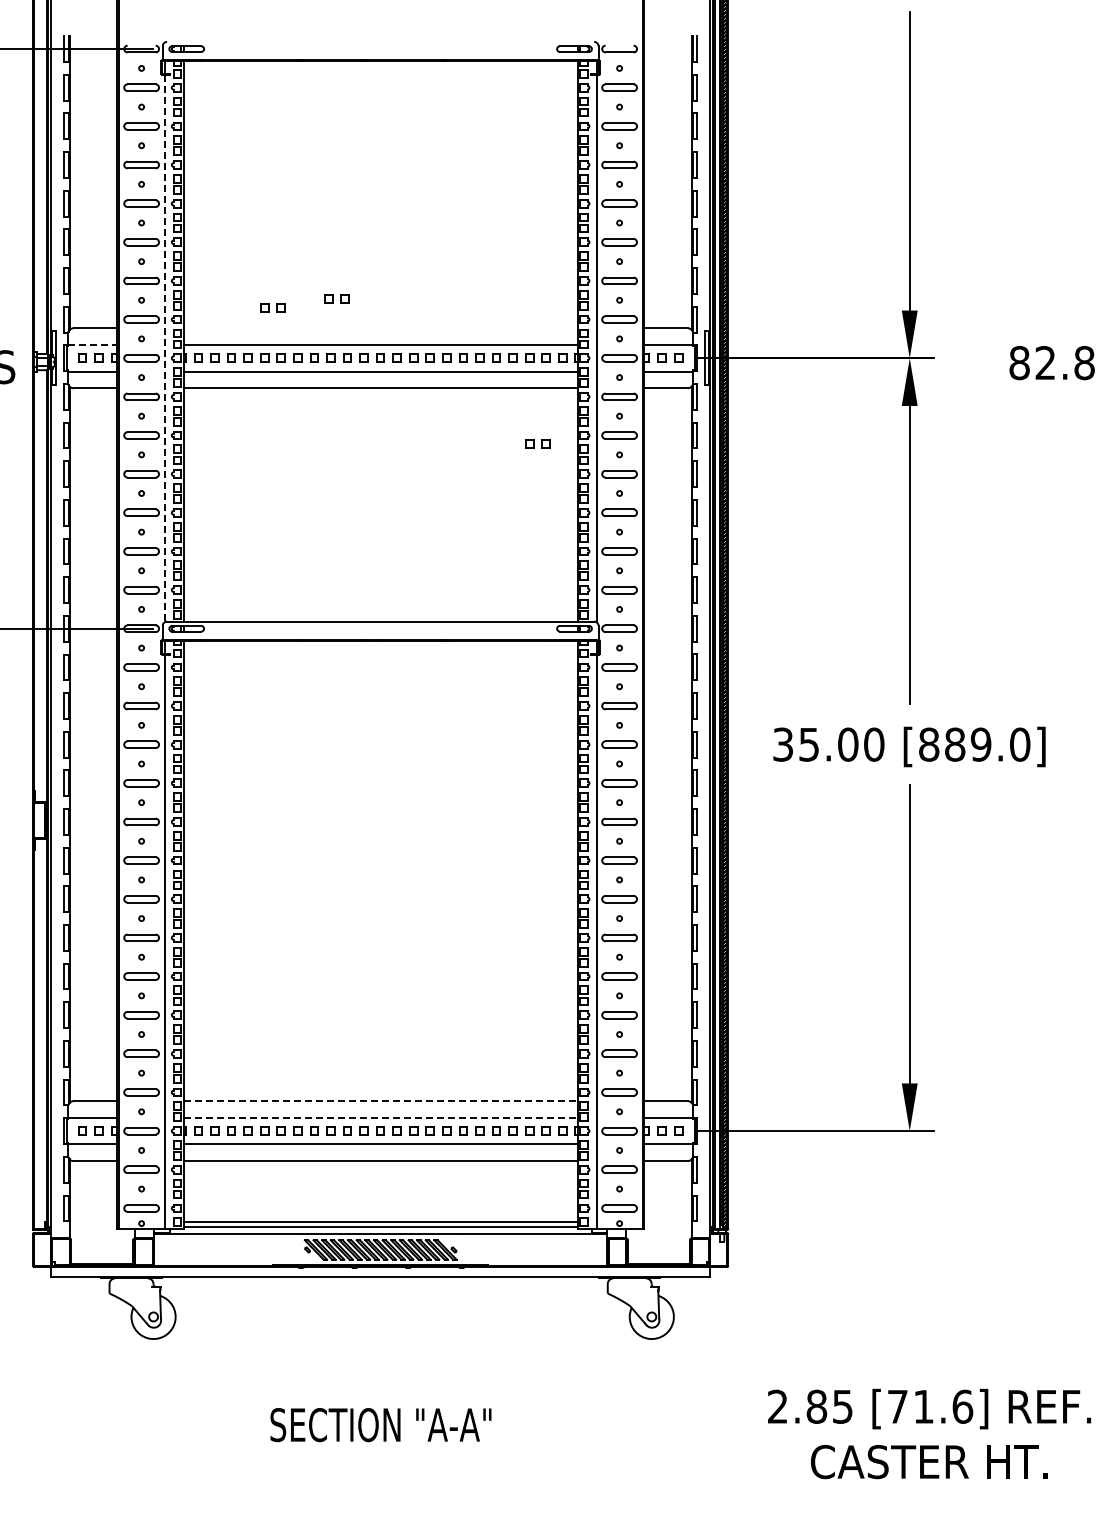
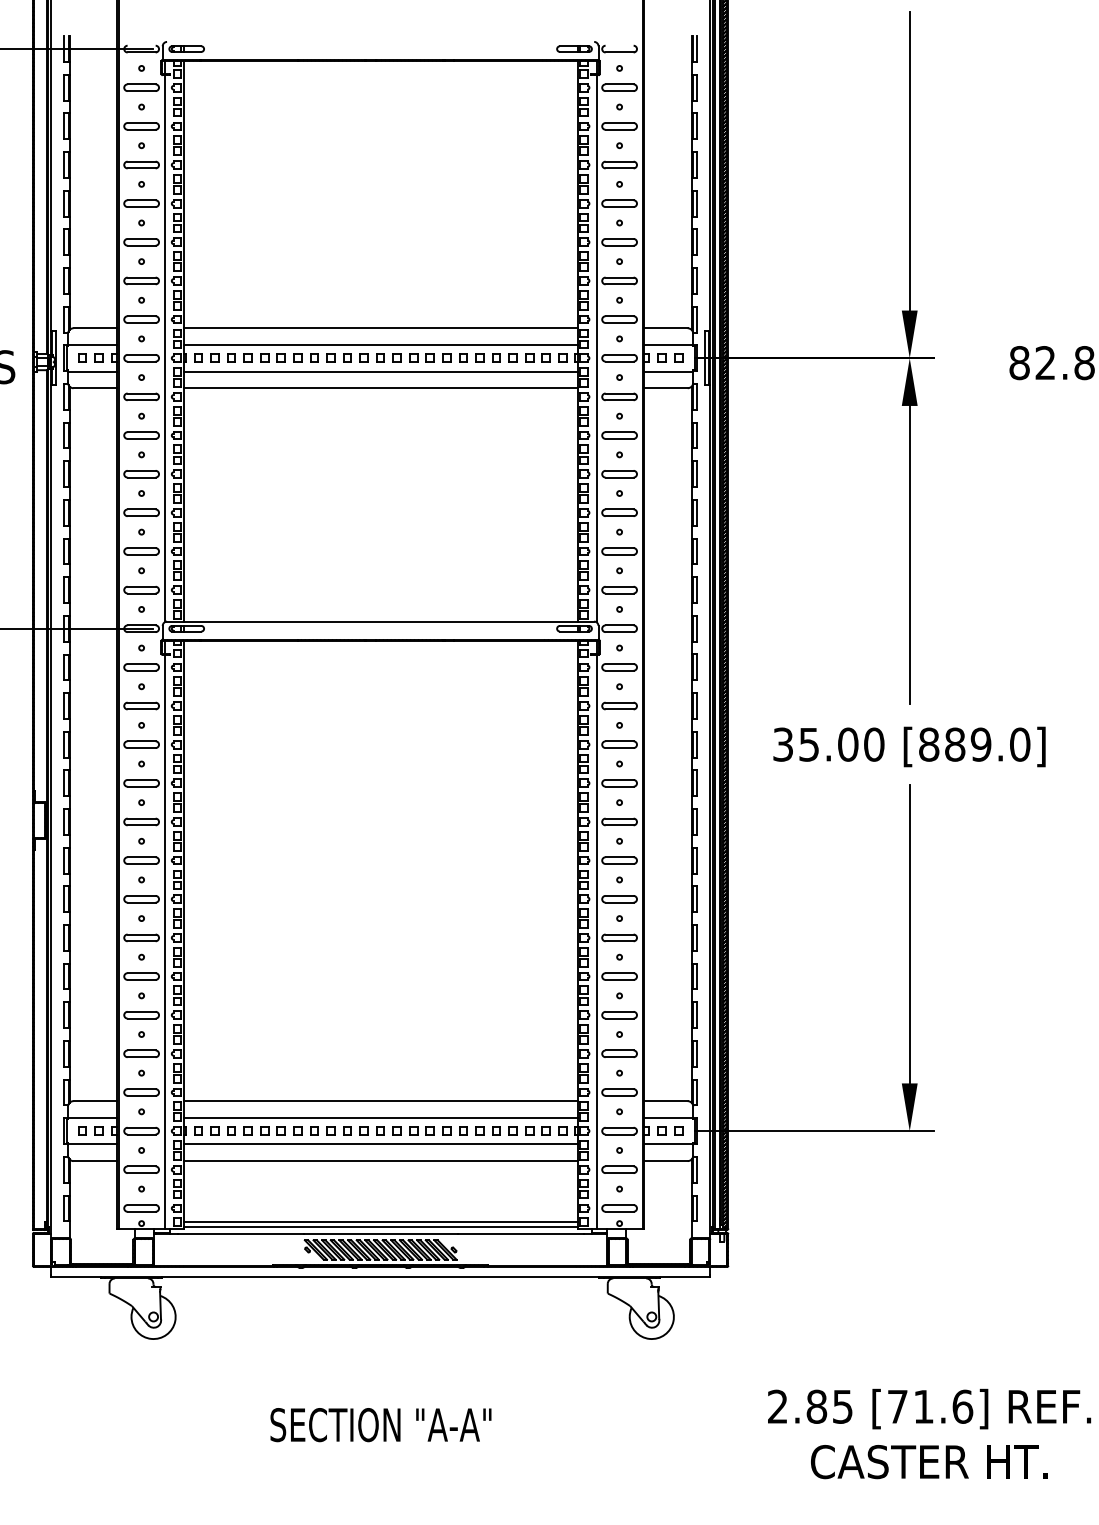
part: present -> none (336, 298)
part: present -> none (272, 307)
line: none -> present (380, 328)
line: dashed -> solid (92, 345)
line: dashed -> solid (164, 348)
part: present -> none (537, 443)
line: dashed -> solid (380, 1101)
line: dashed -> solid (380, 1117)
